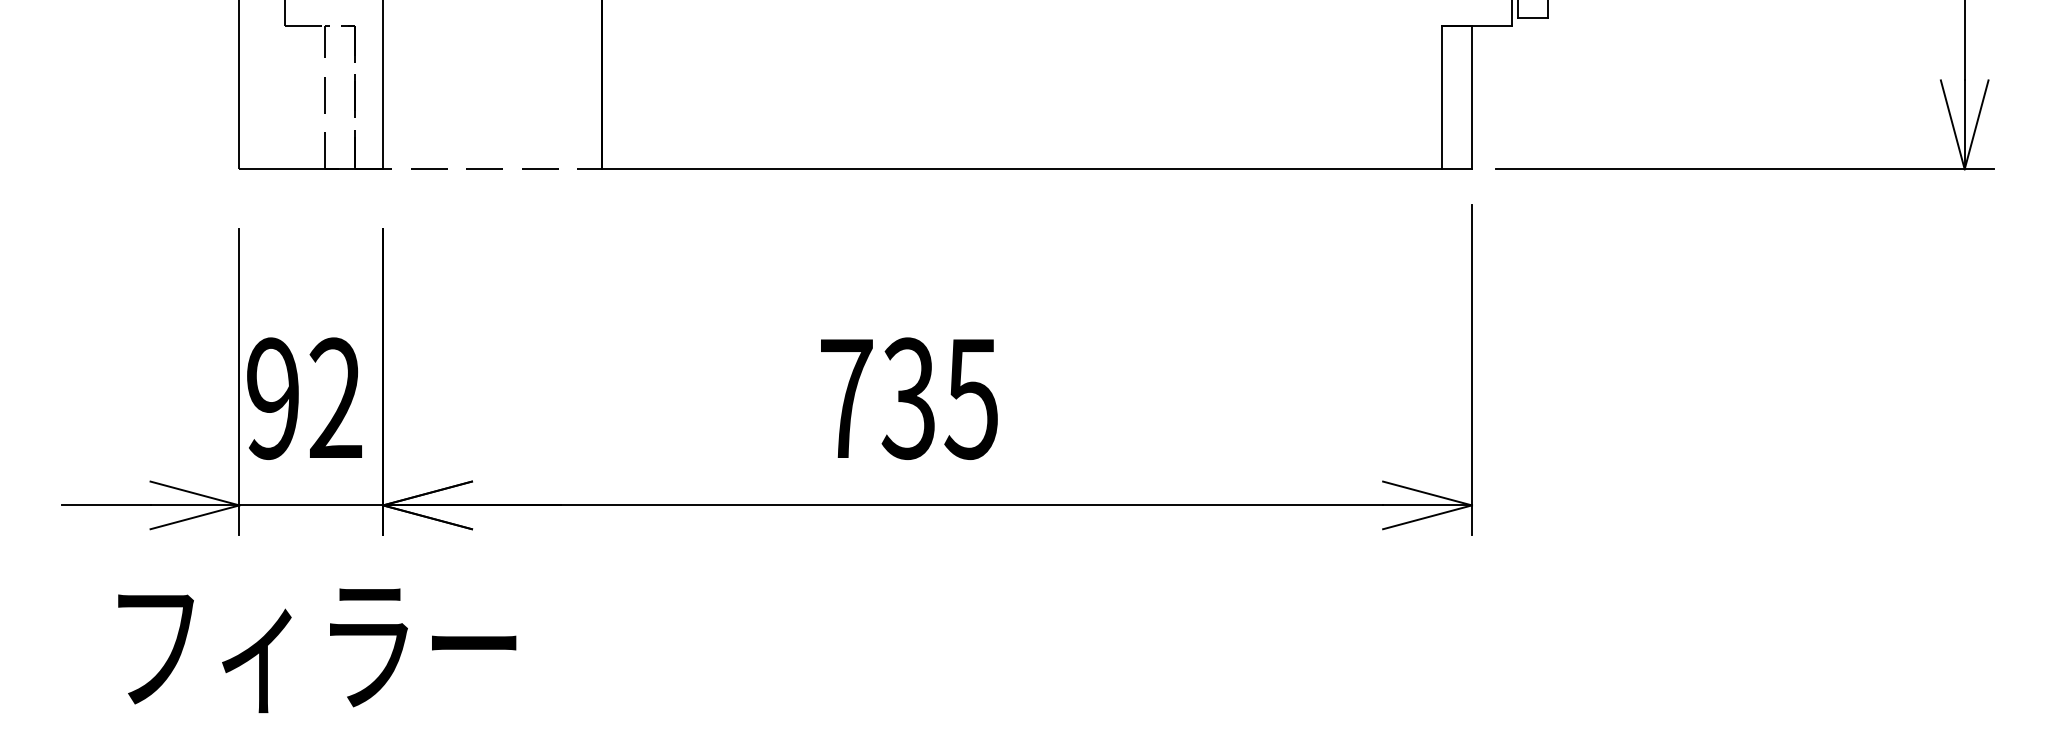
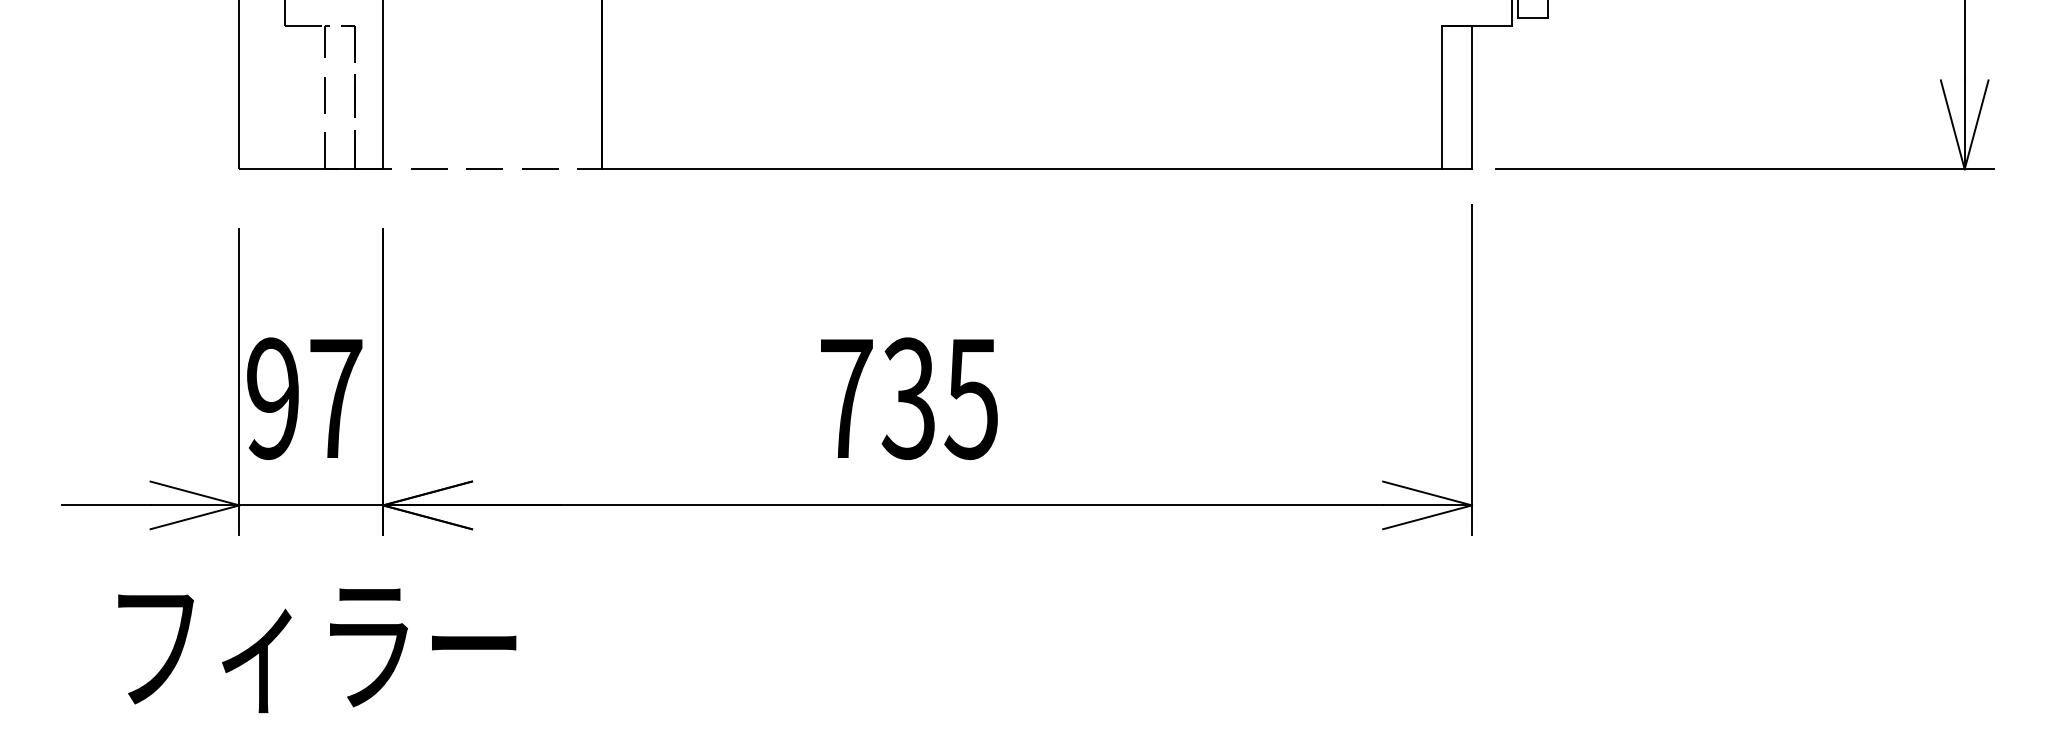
text: 92 -> 97 (335, 397)
